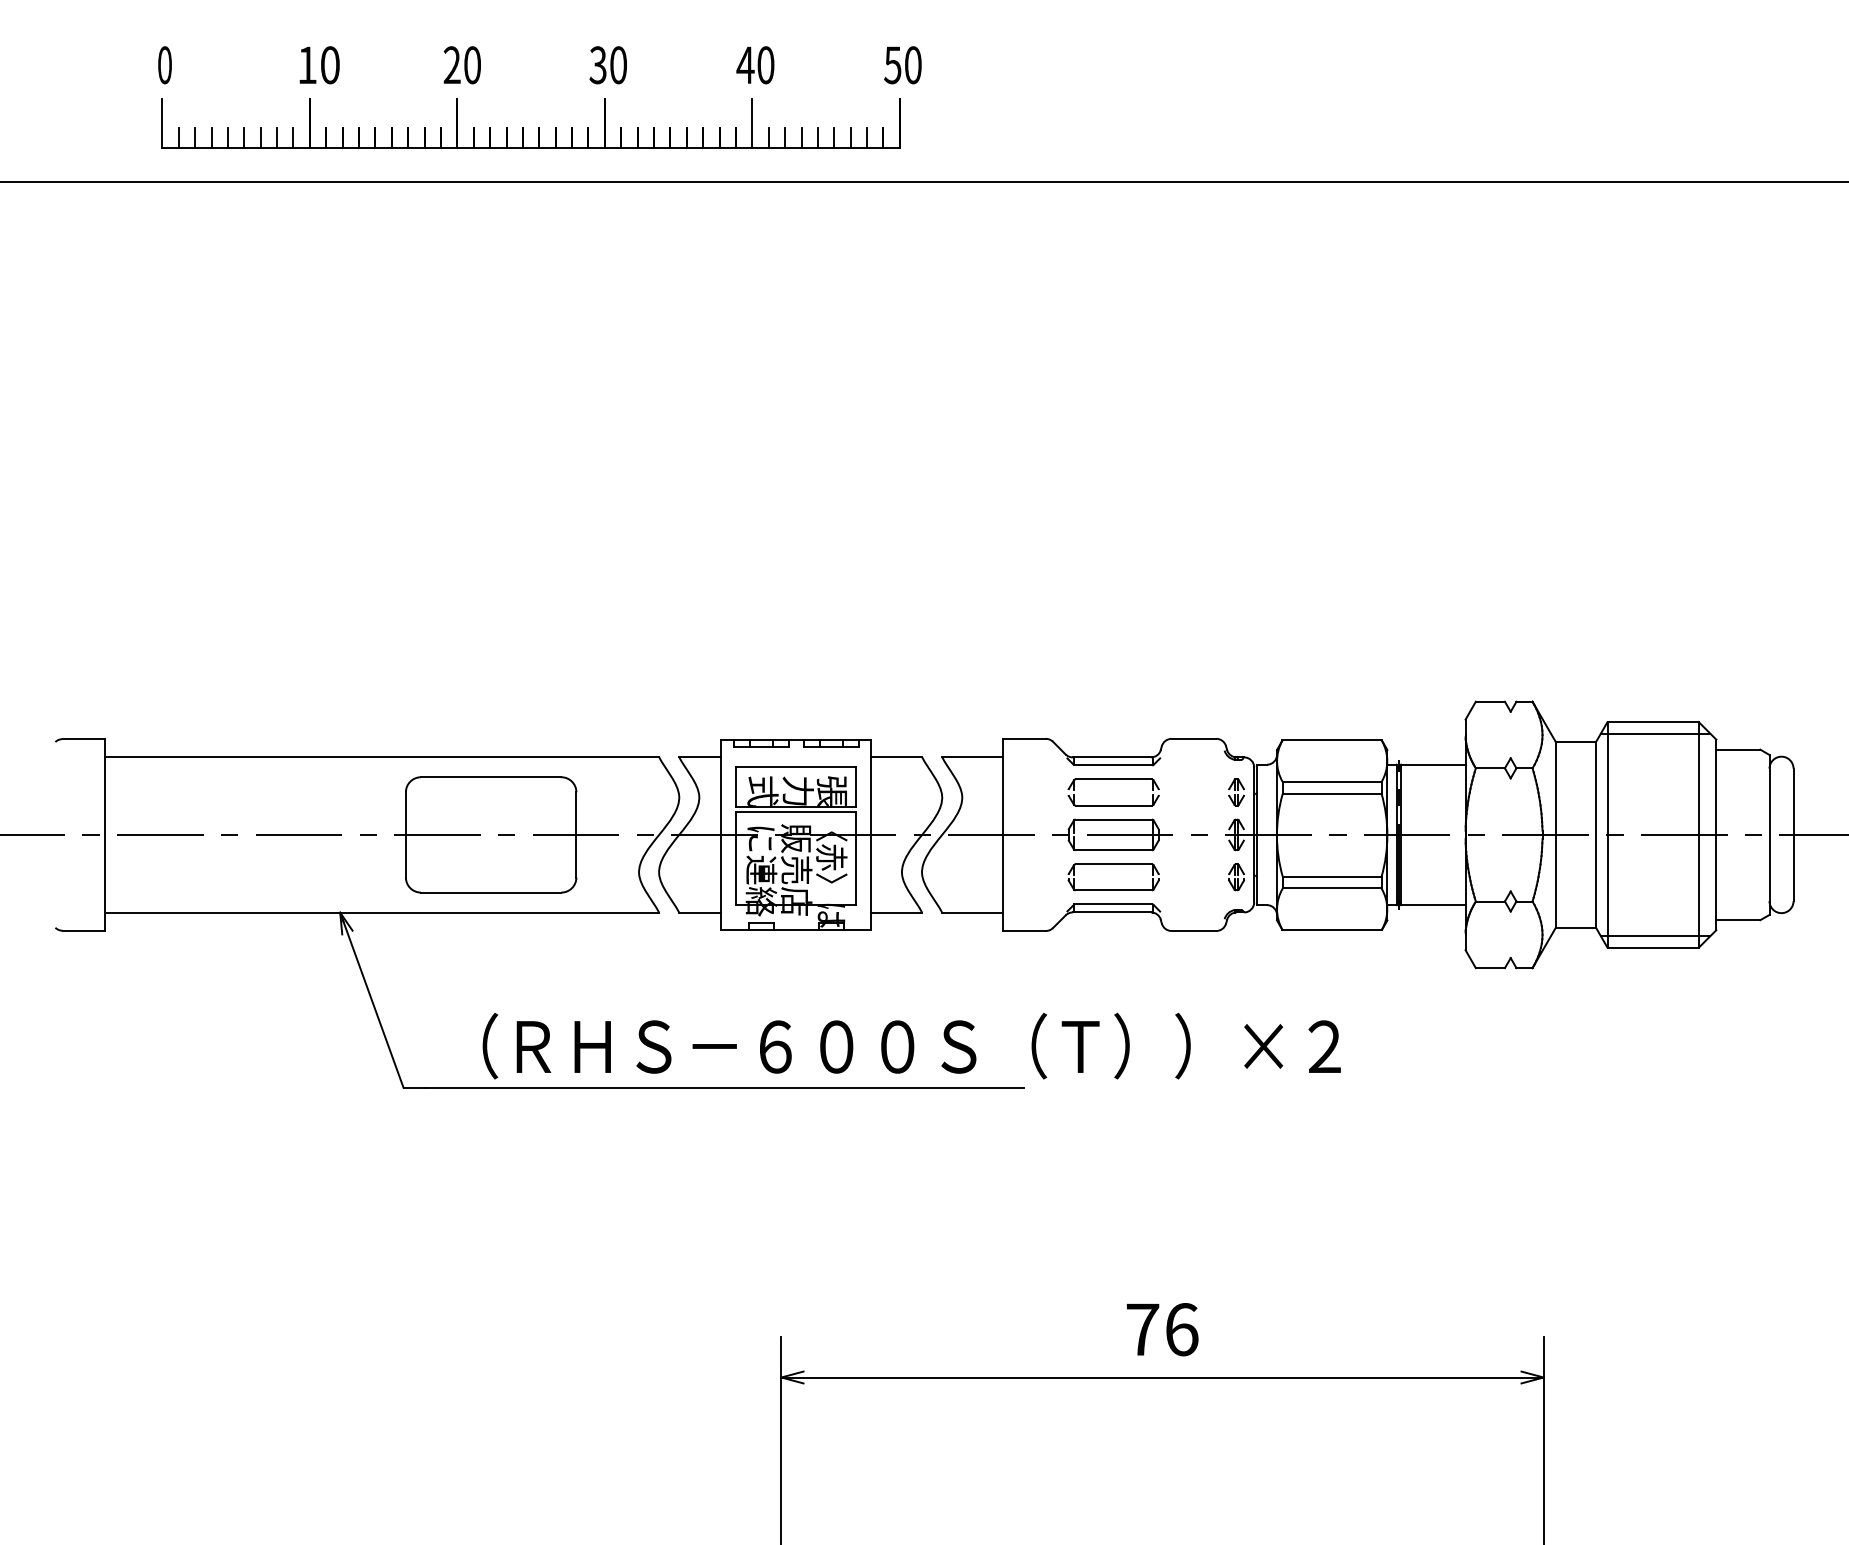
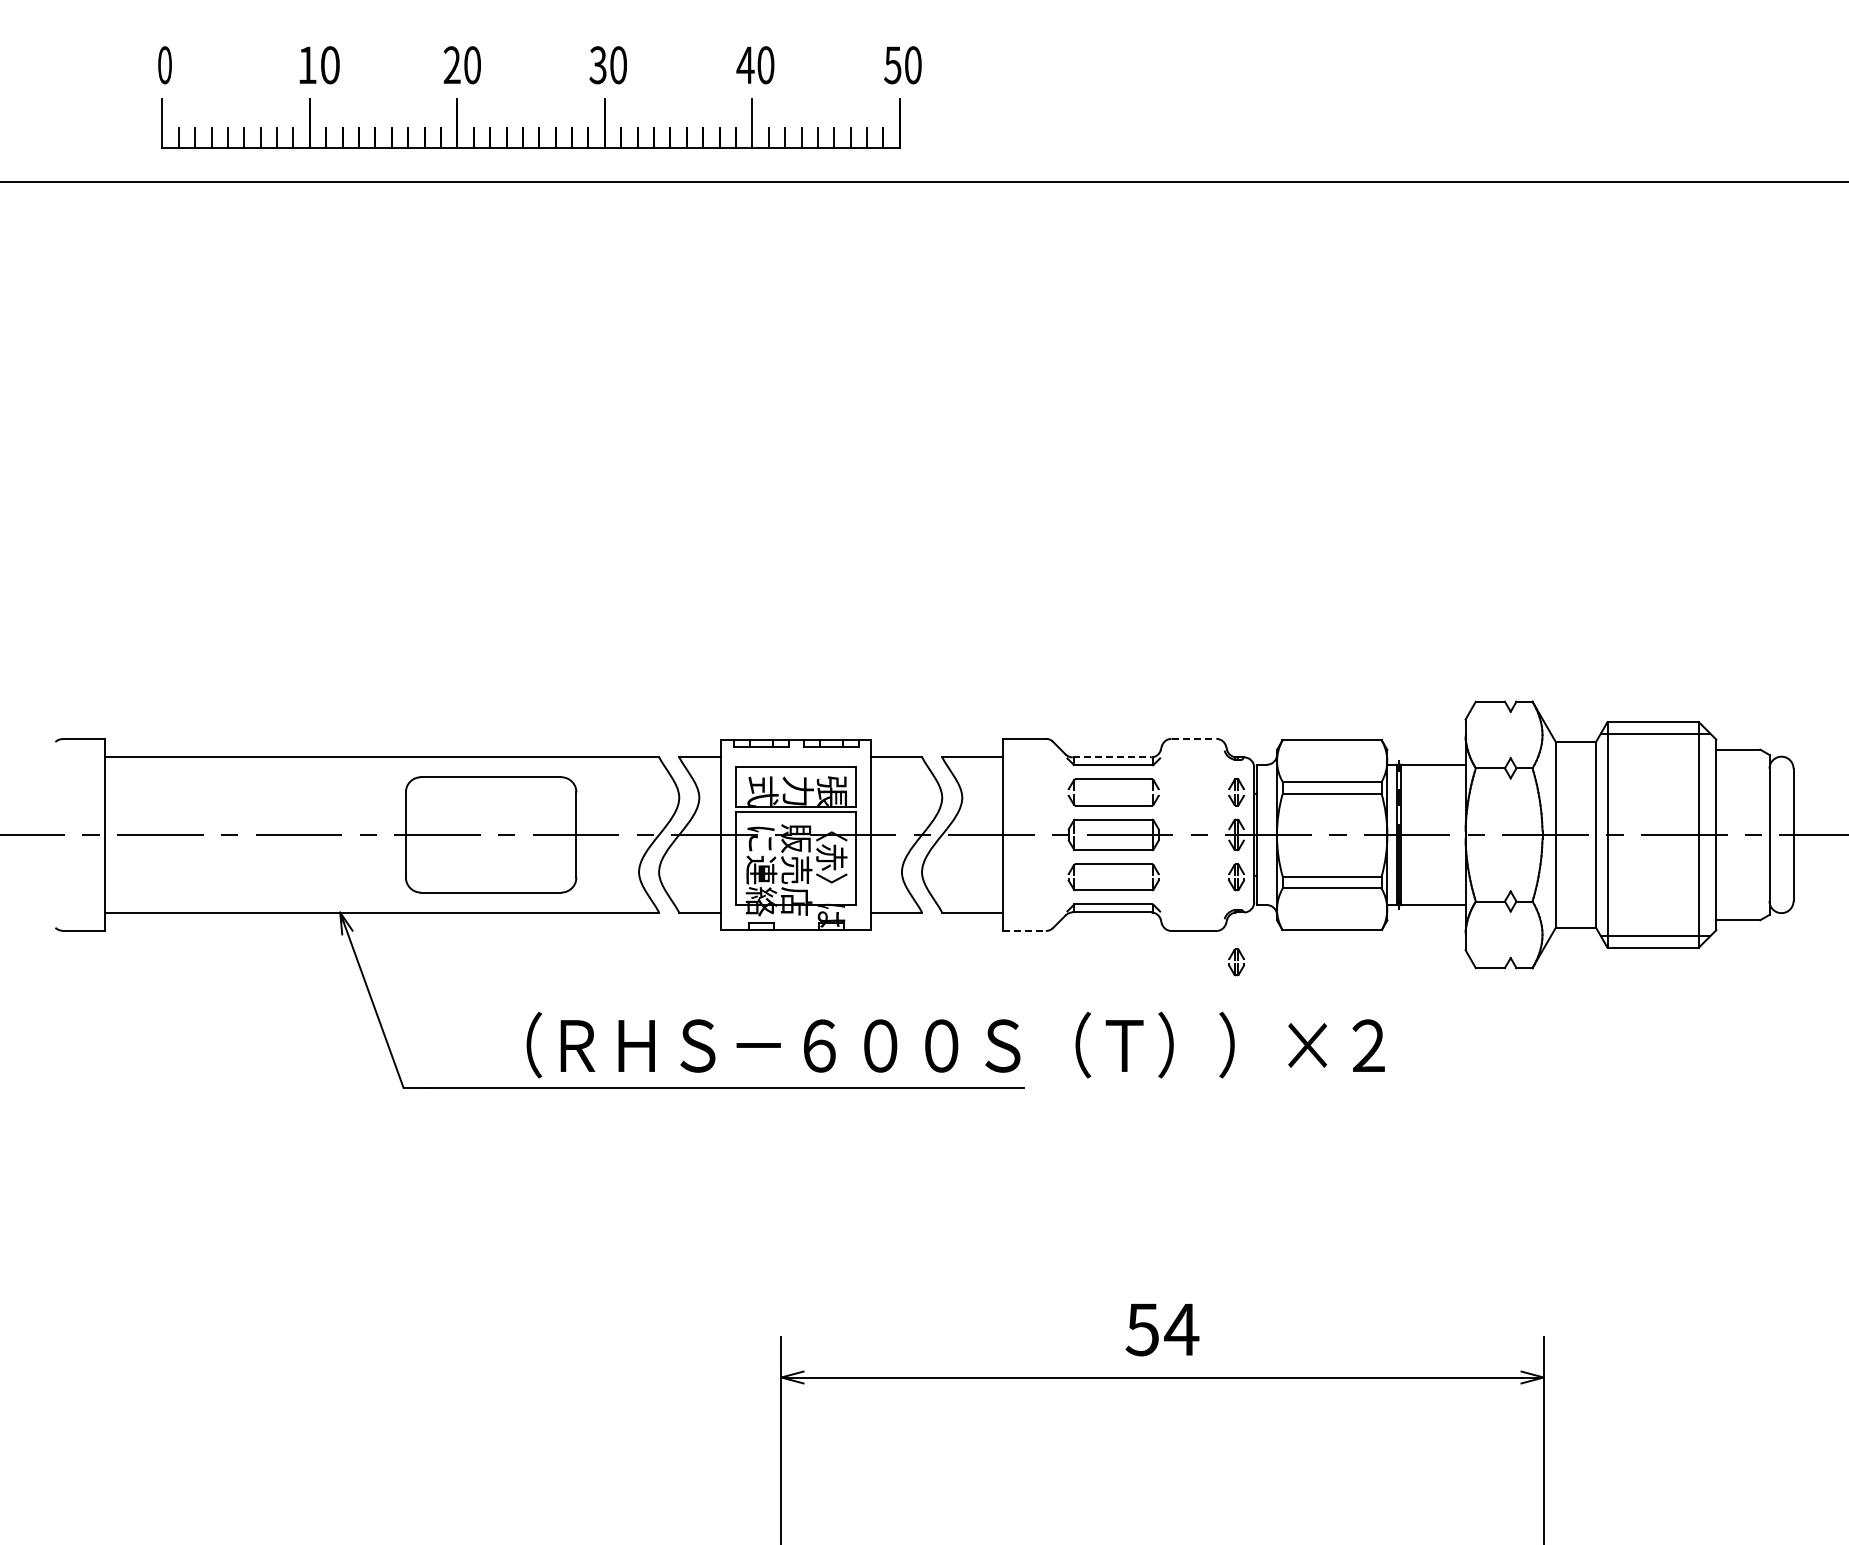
line: solid -> dashed (1194, 738)
line: solid -> dashed (1112, 757)
line: solid -> dashed (1025, 931)
part: none -> present (1236, 962)
text position: (911, 1045) -> (955, 1044) (955, 1044)
text: 76 -> 54 (1162, 1329)
